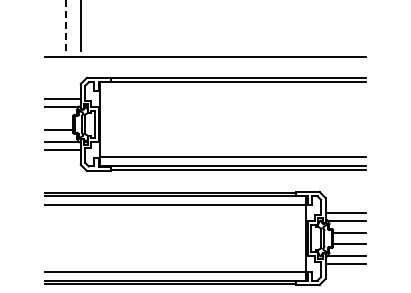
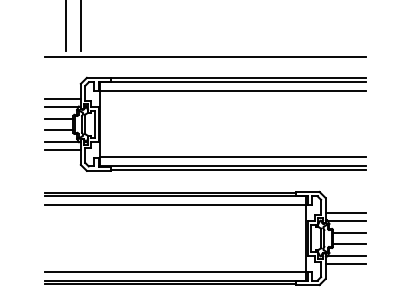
line: dashed -> solid (65, 24)
line: none -> present (233, 91)
line: none -> present (58, 119)
